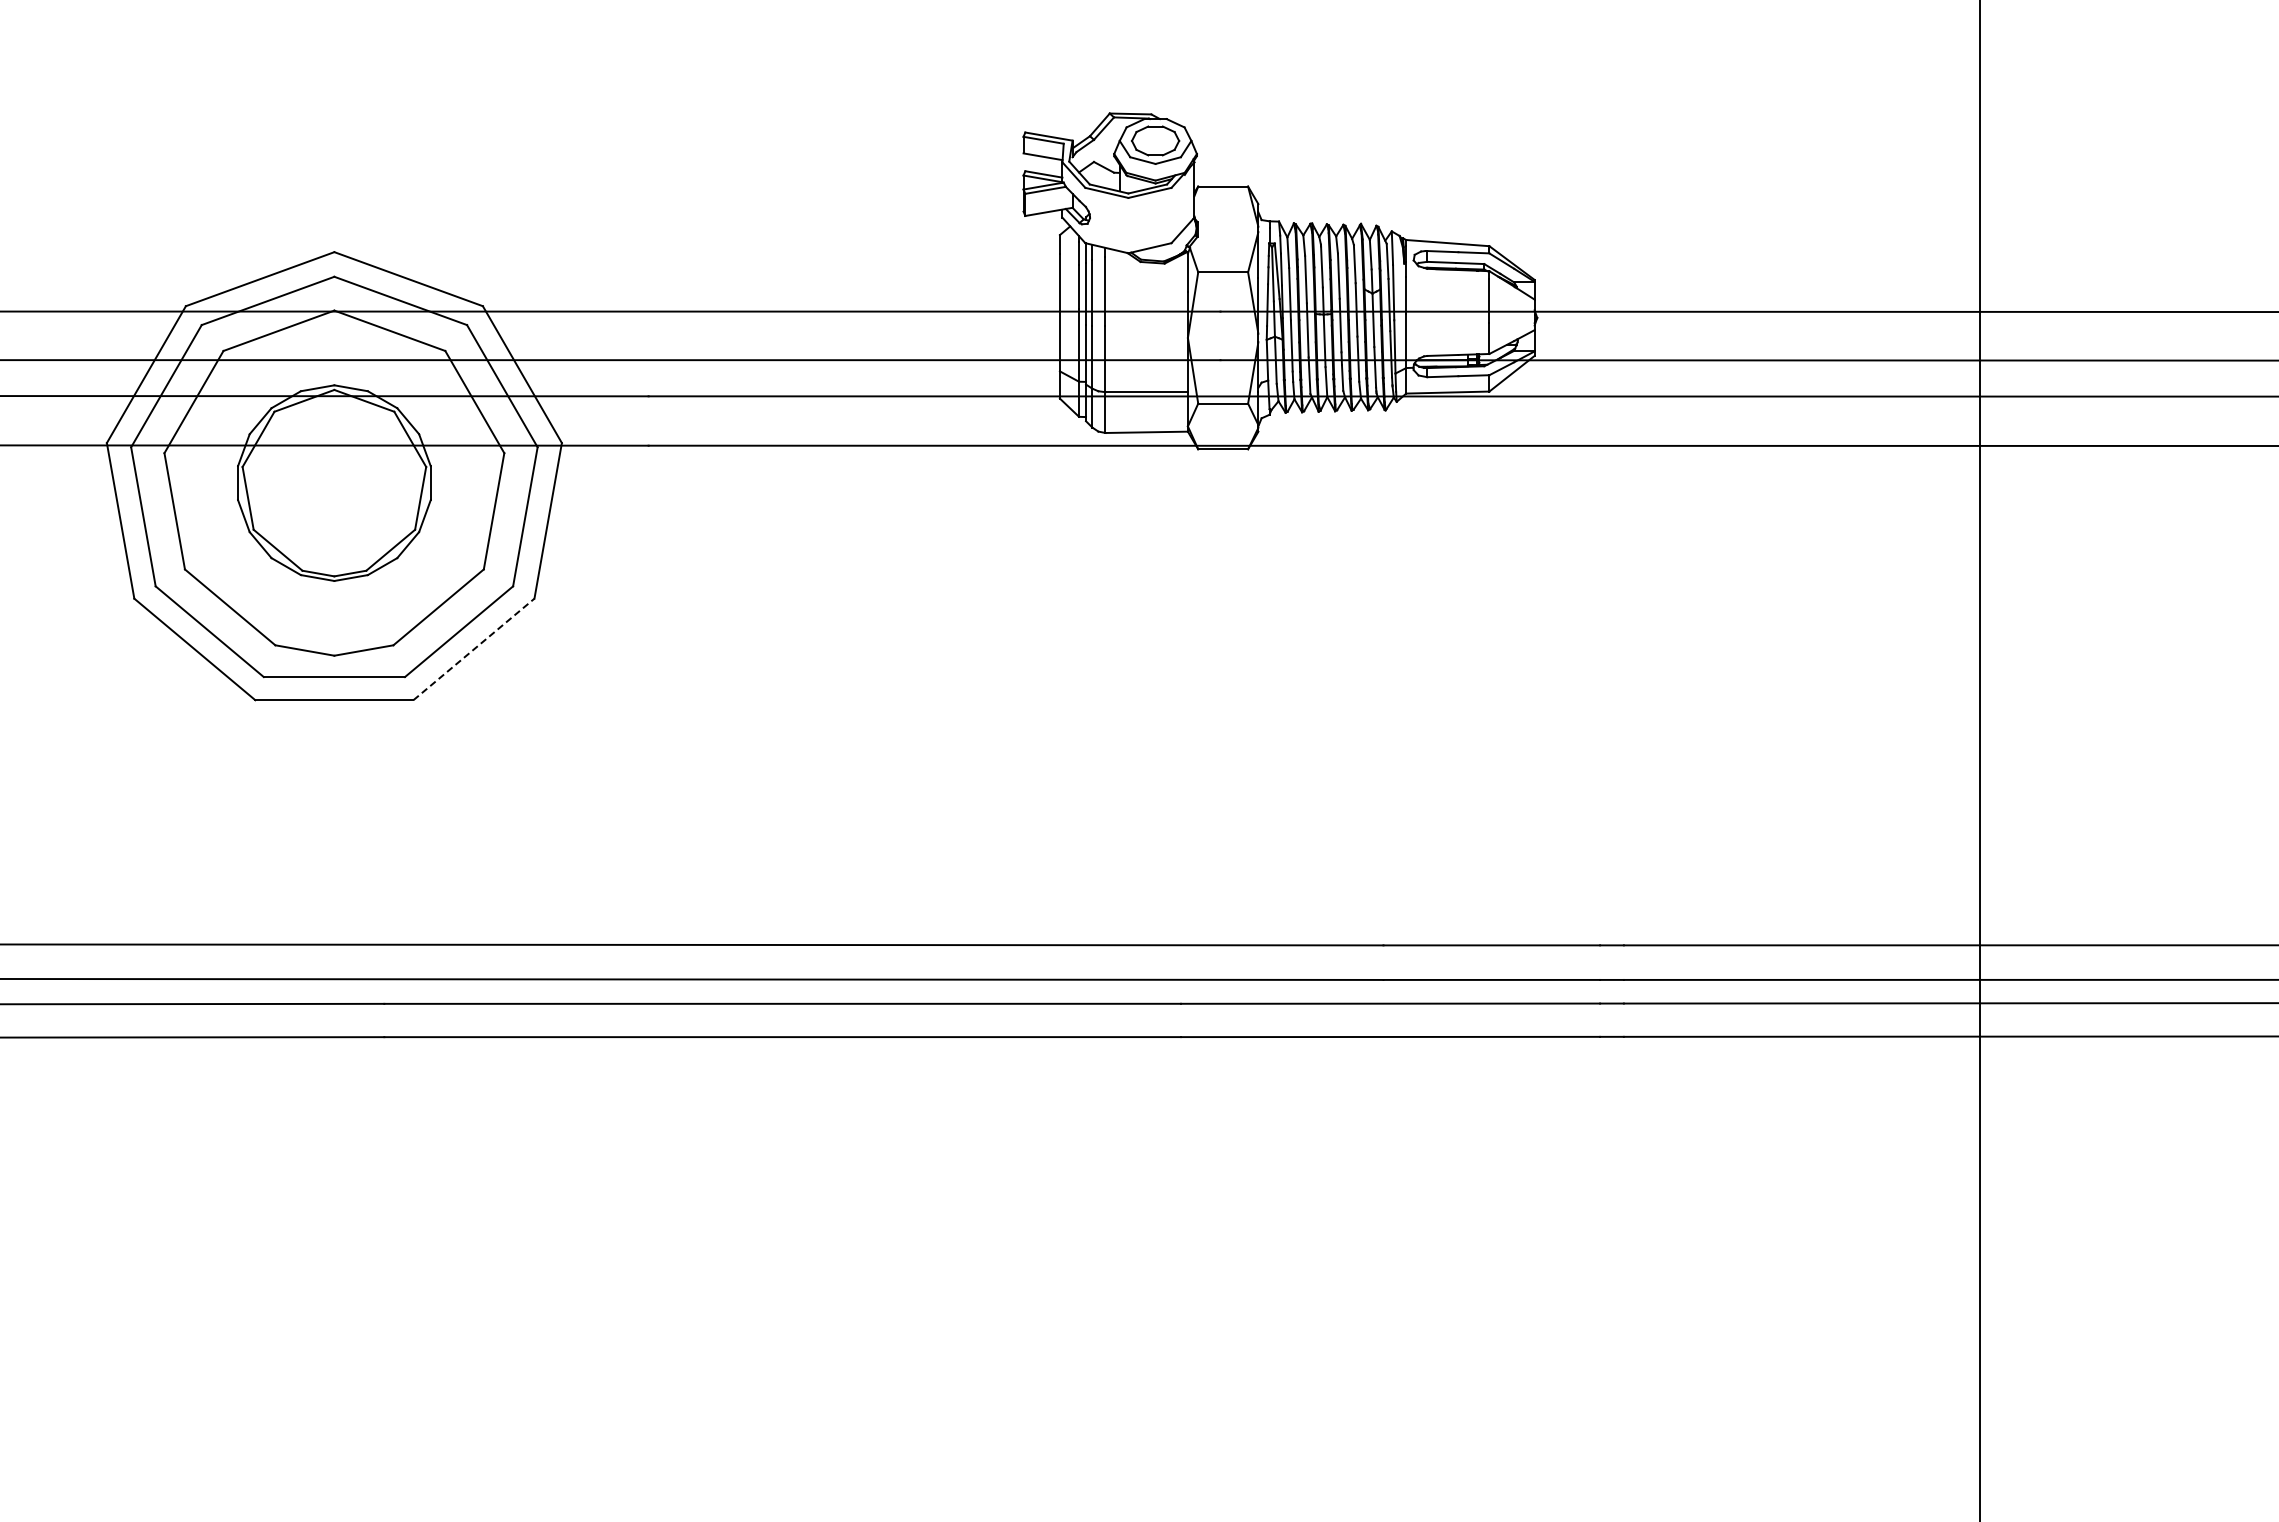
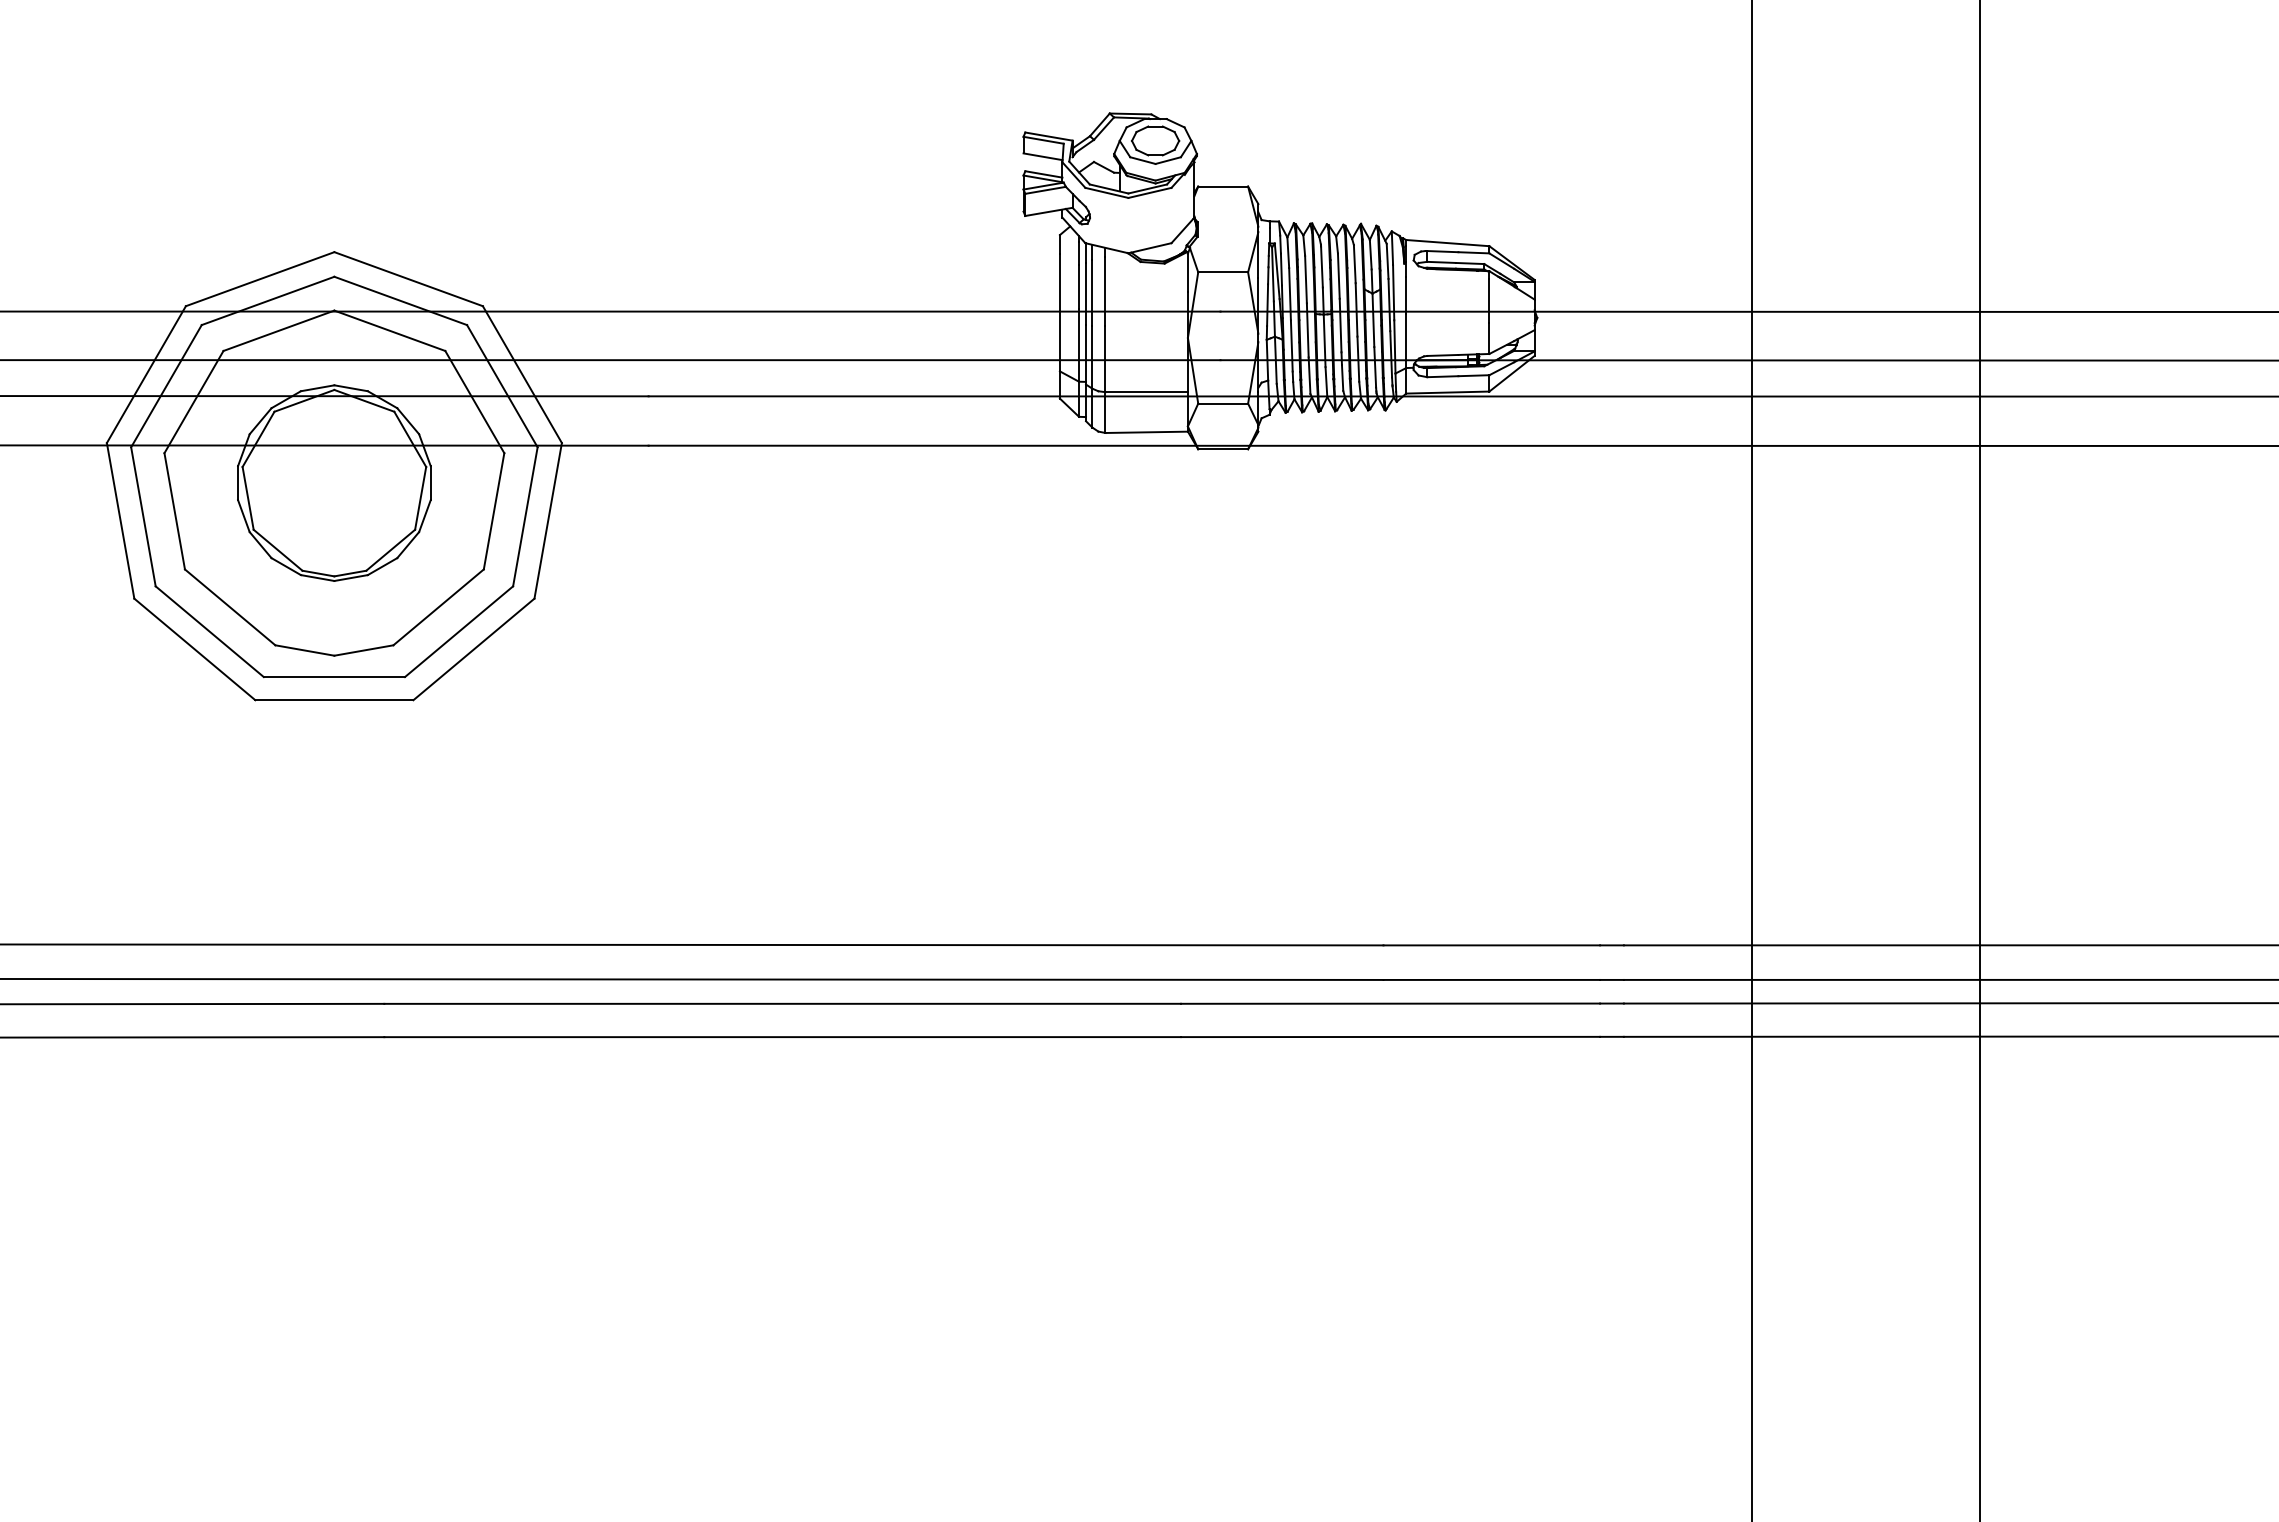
line: dashed -> solid (474, 649)
line: none -> present (1752, 760)
